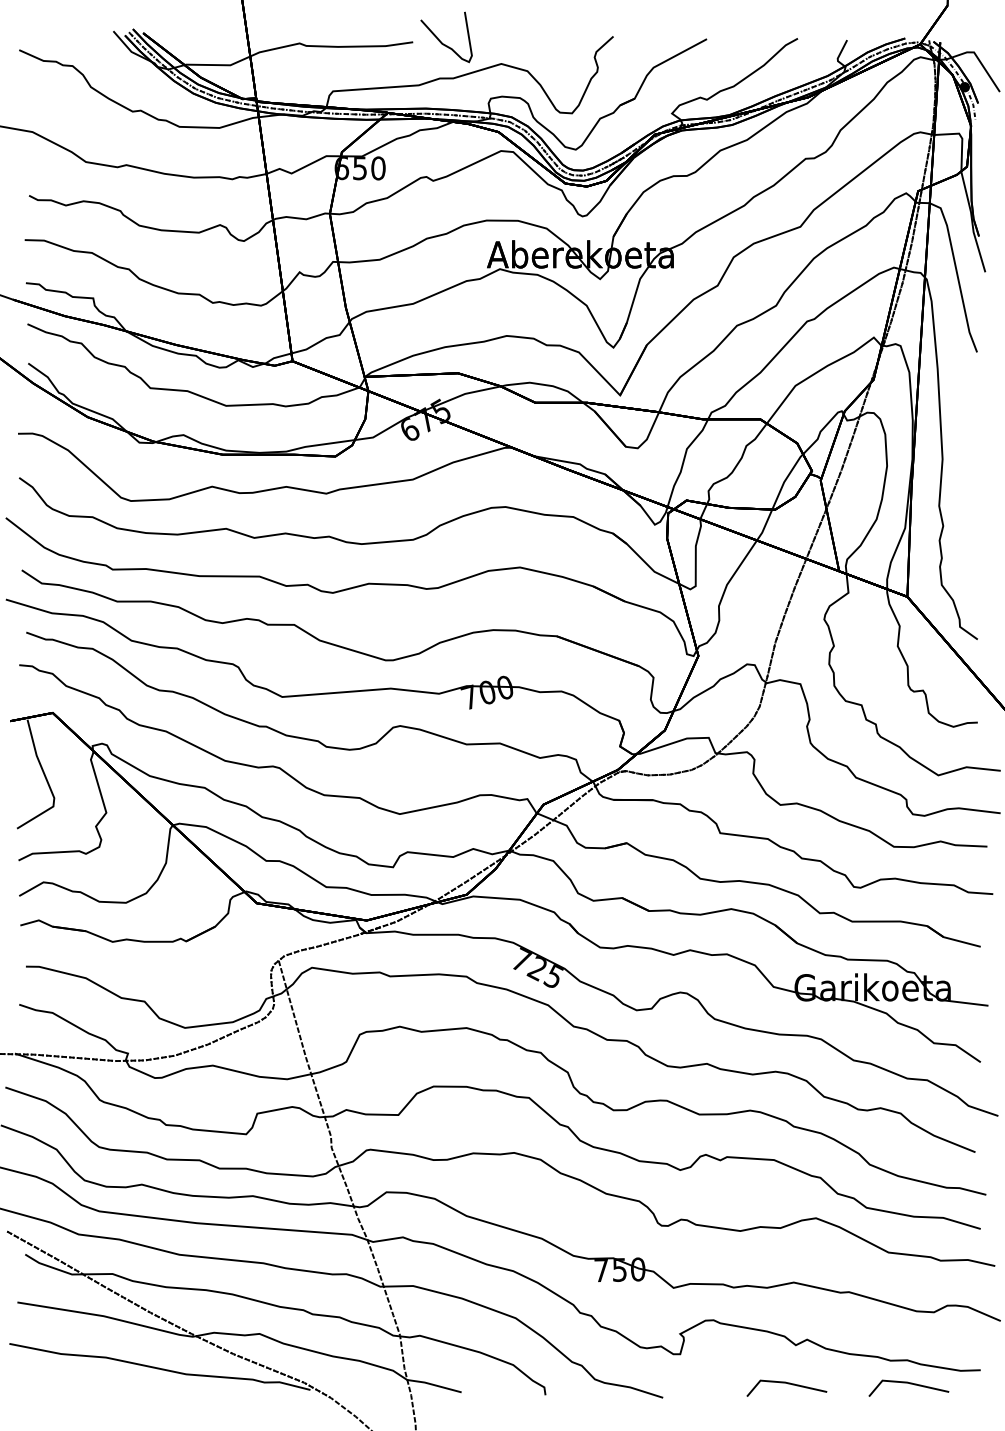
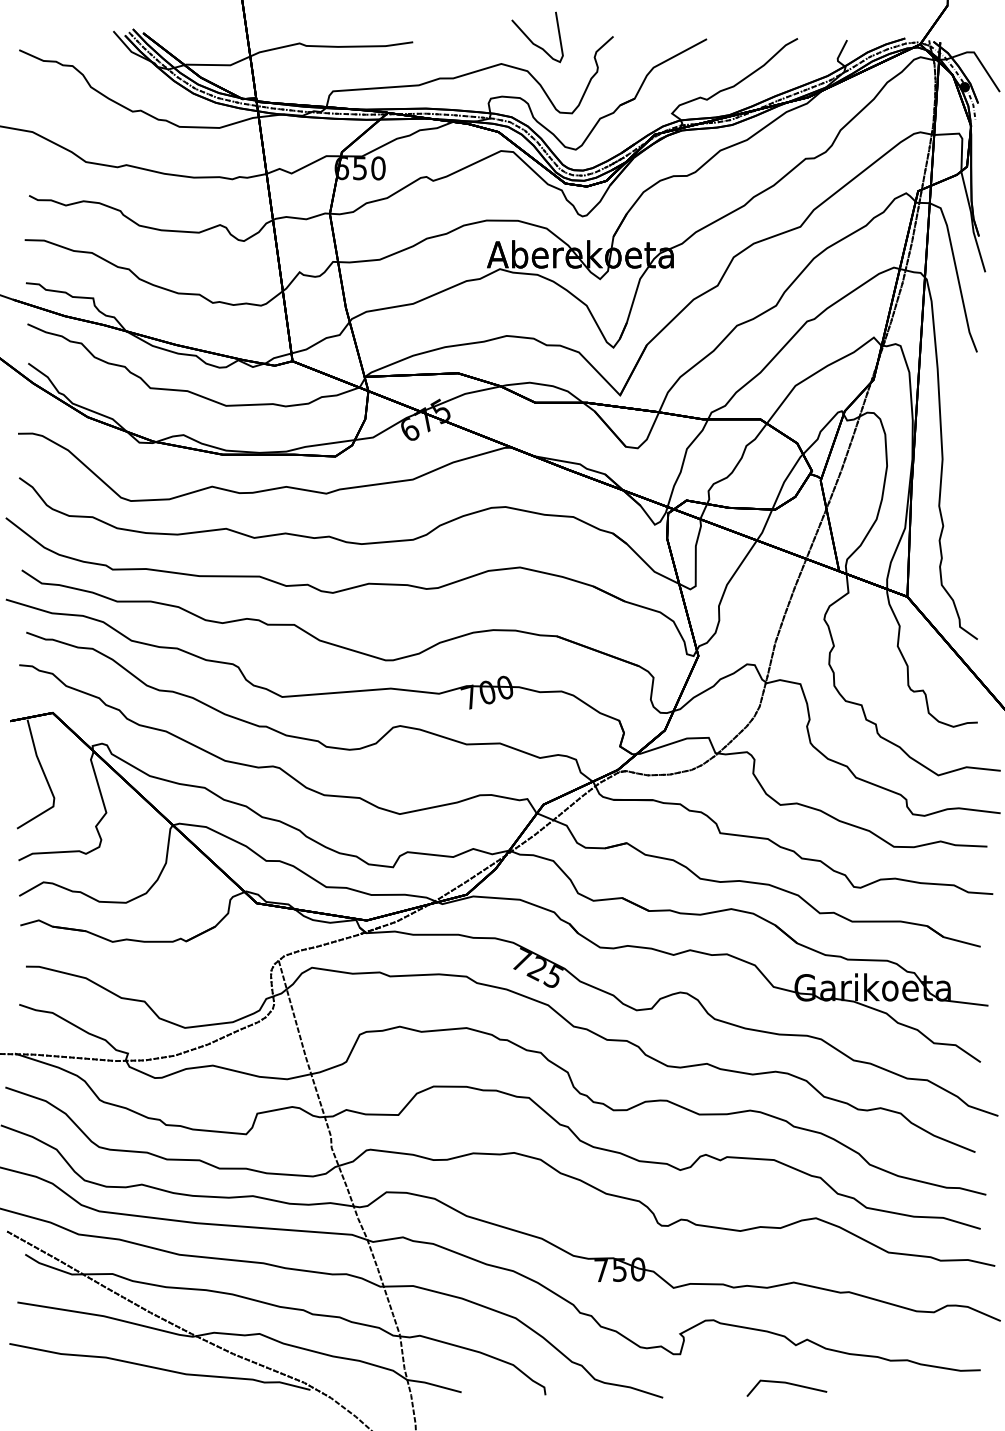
curve position: (441, 41) -> (532, 41) (532, 41)
line: present -> none (910, 1384)
